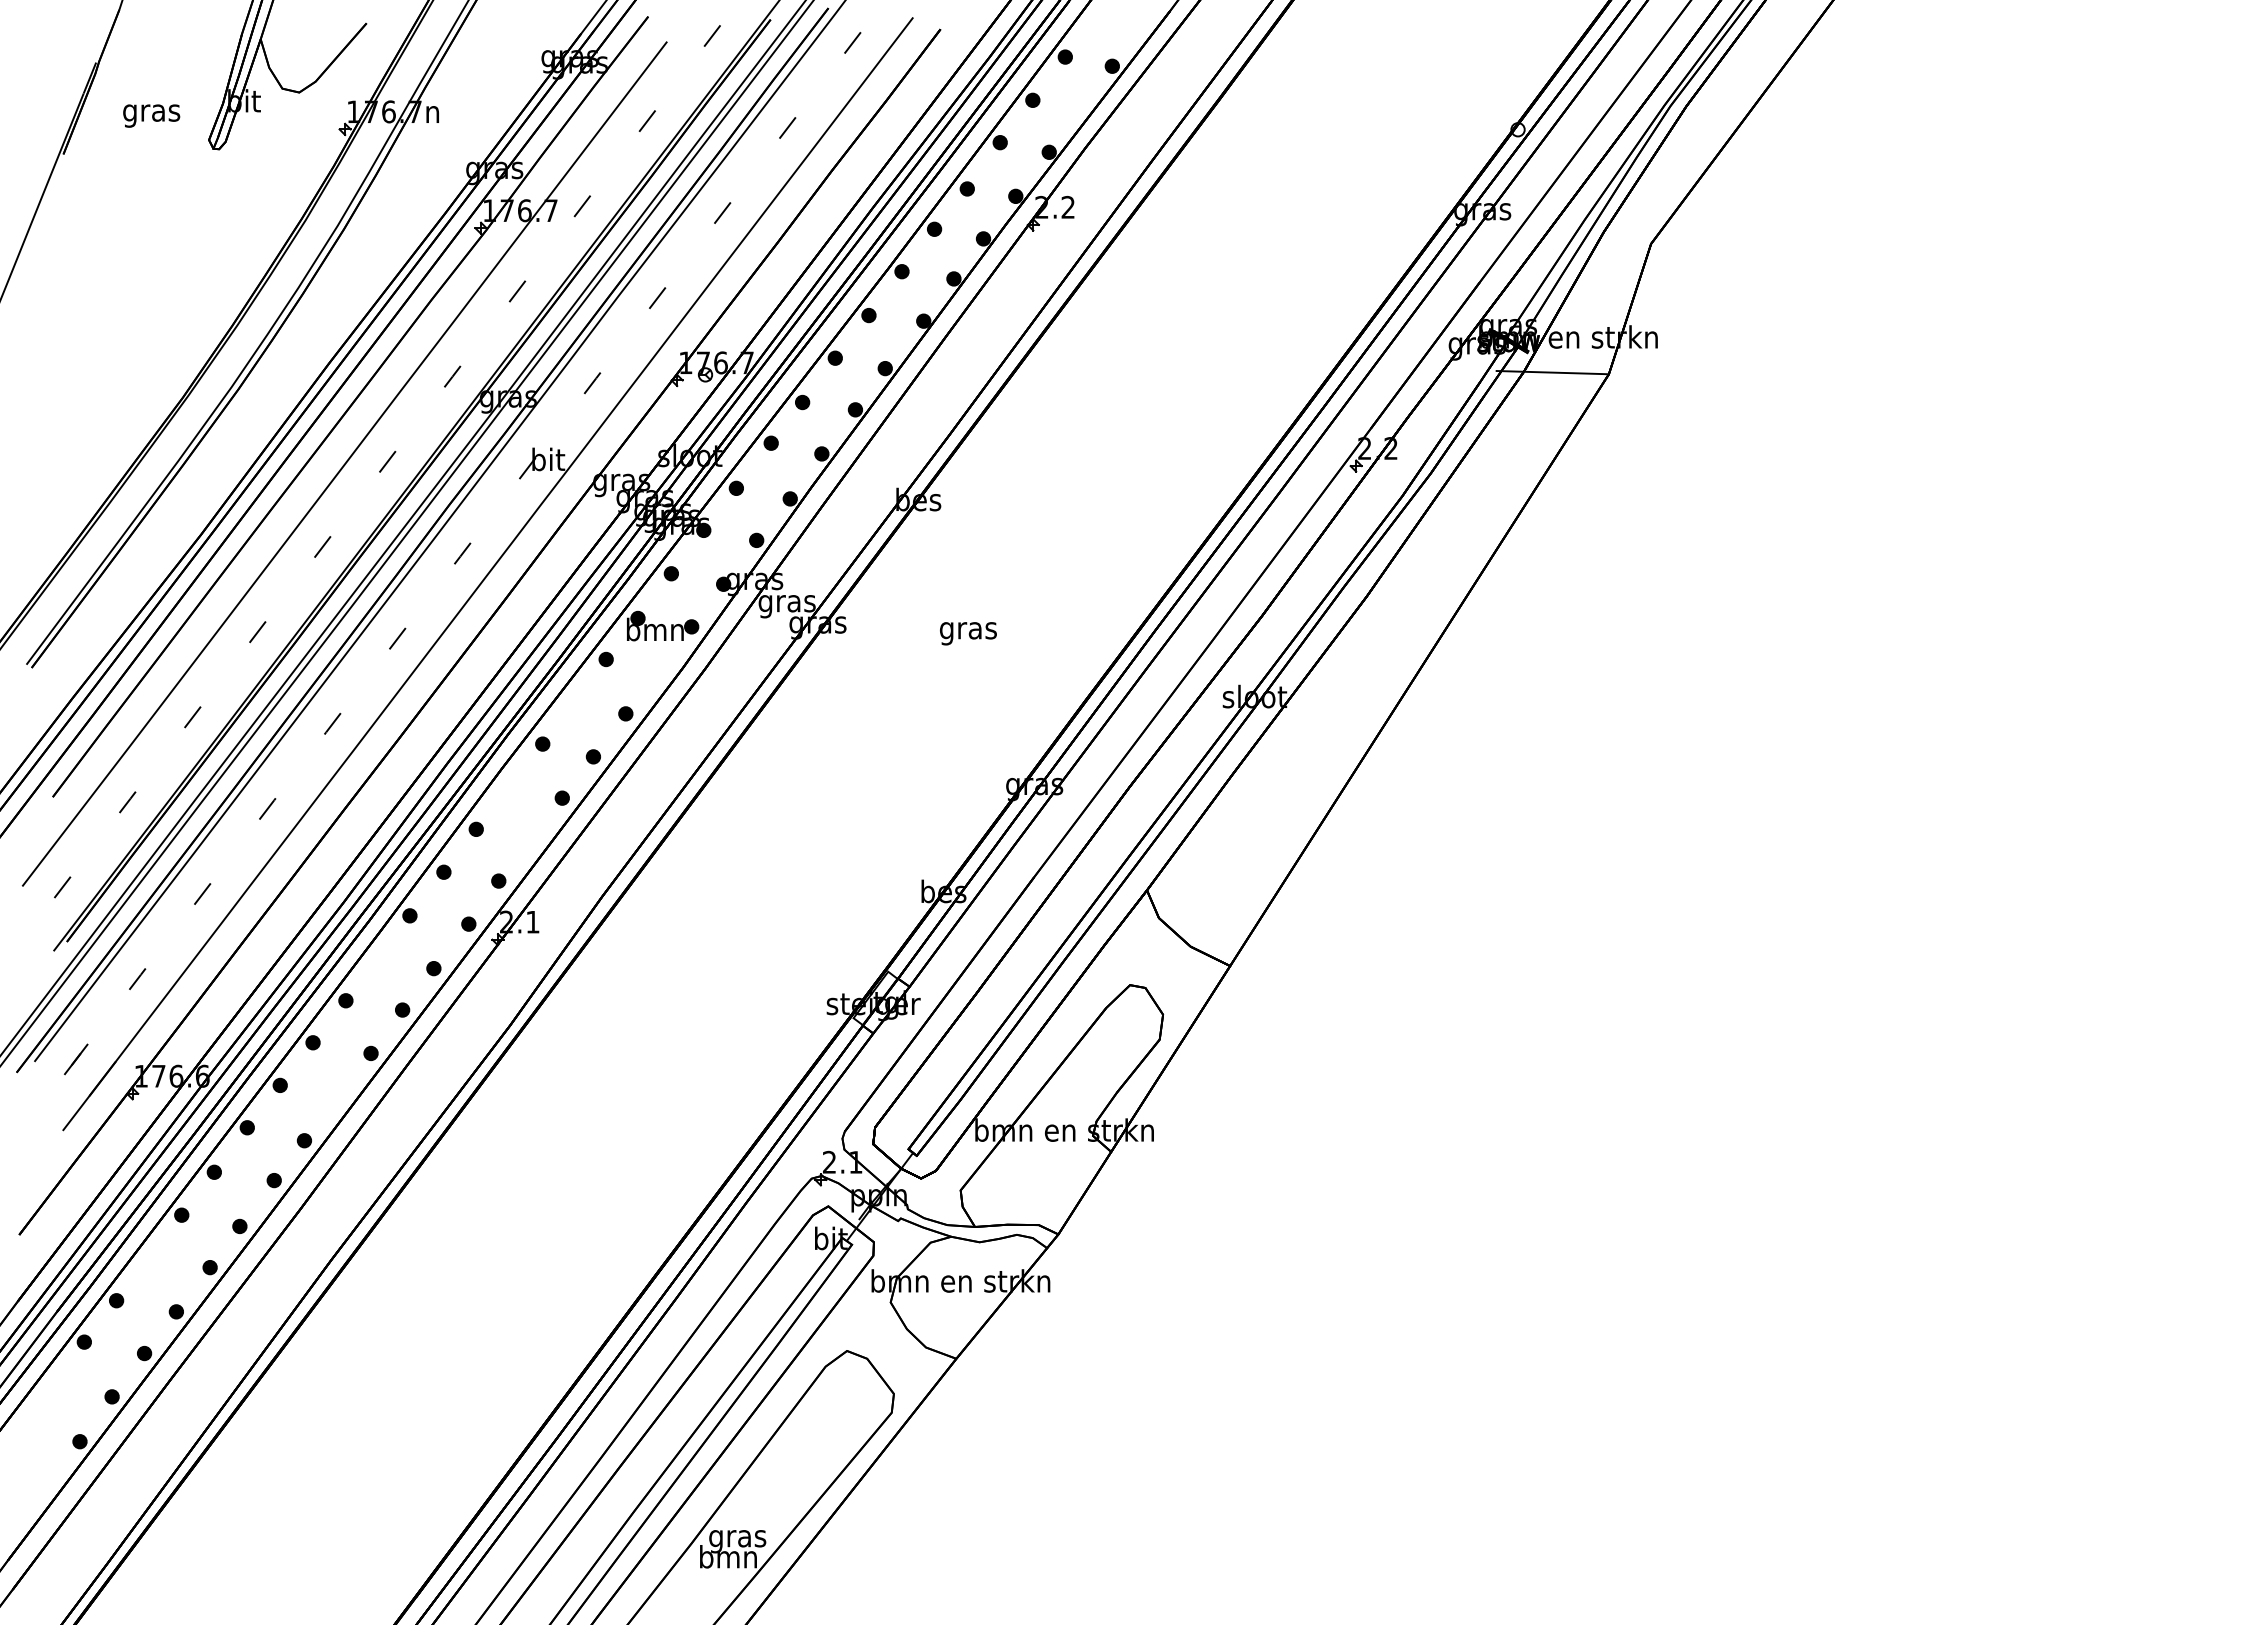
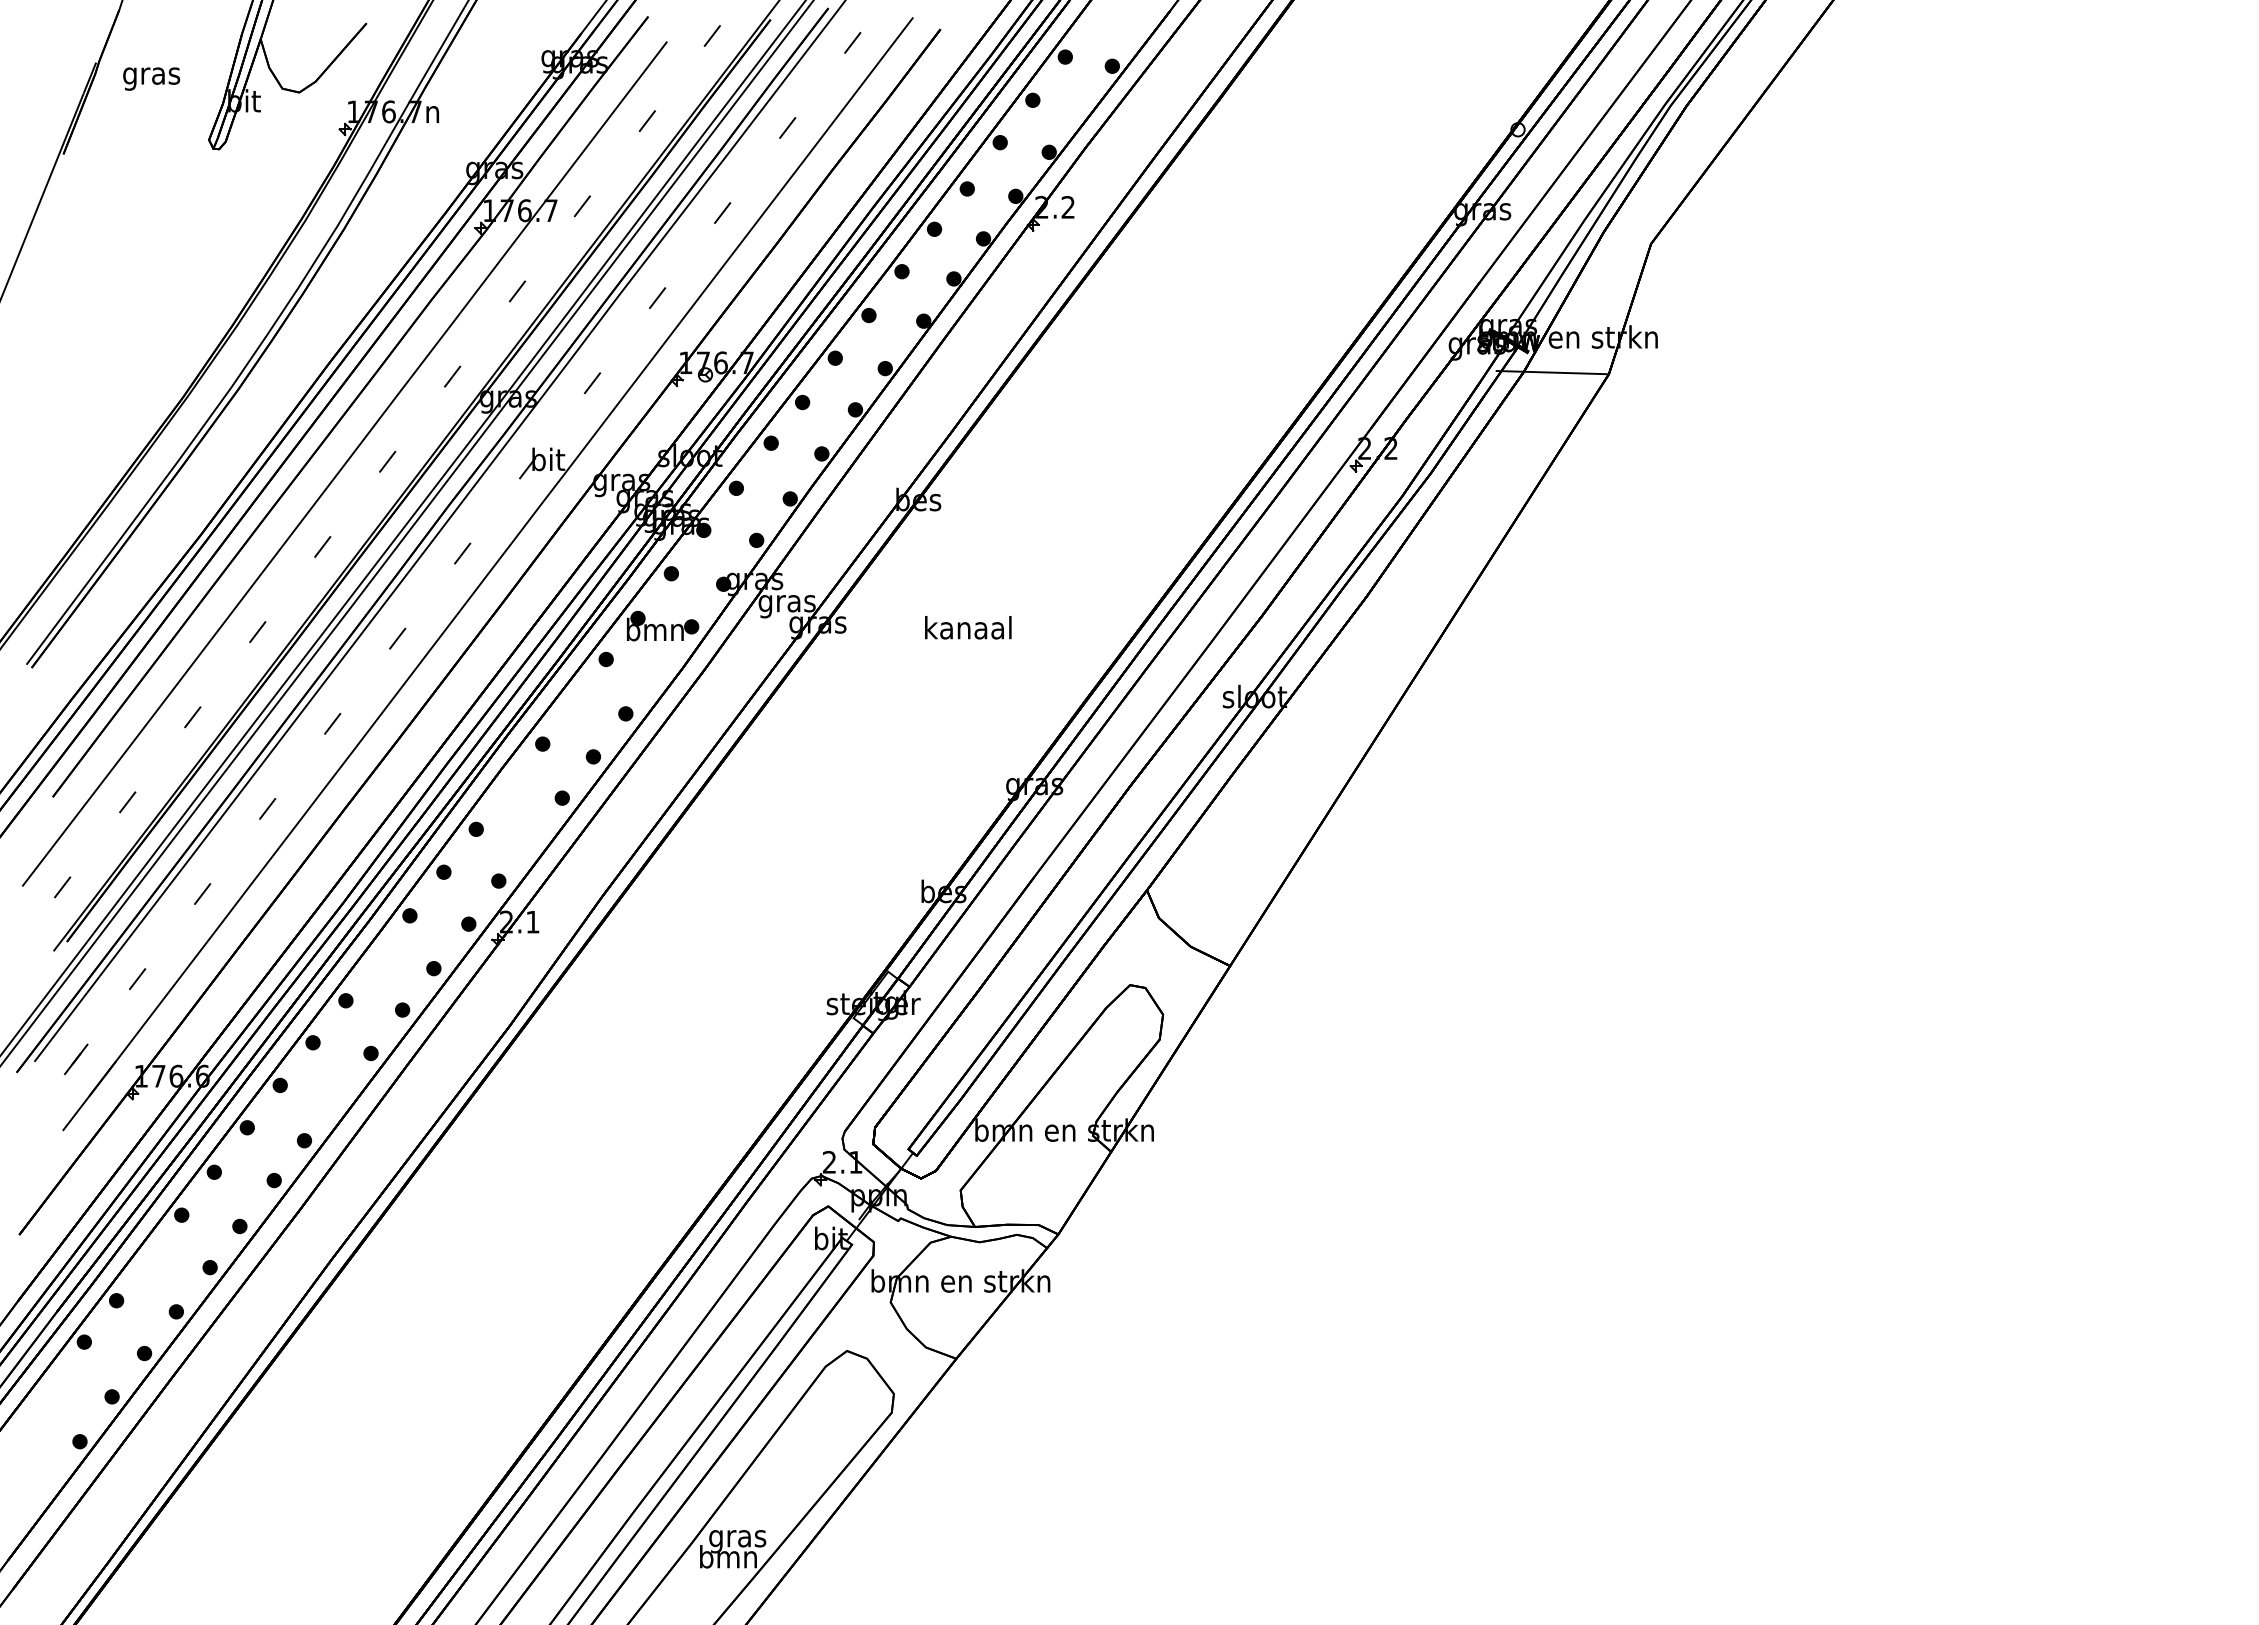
text position: (151, 115) -> (151, 78) (151, 78)
text: gras -> kanaal (968, 630)
